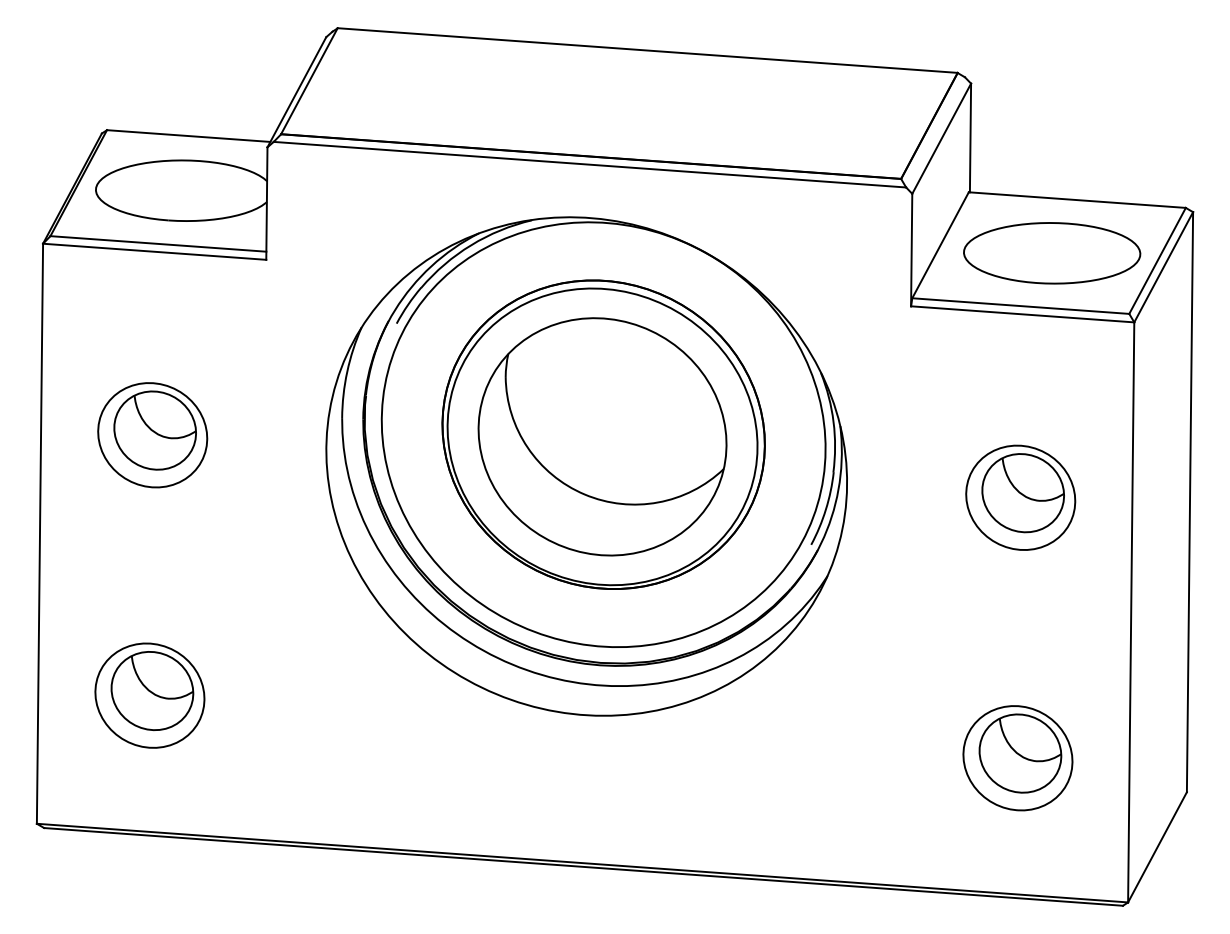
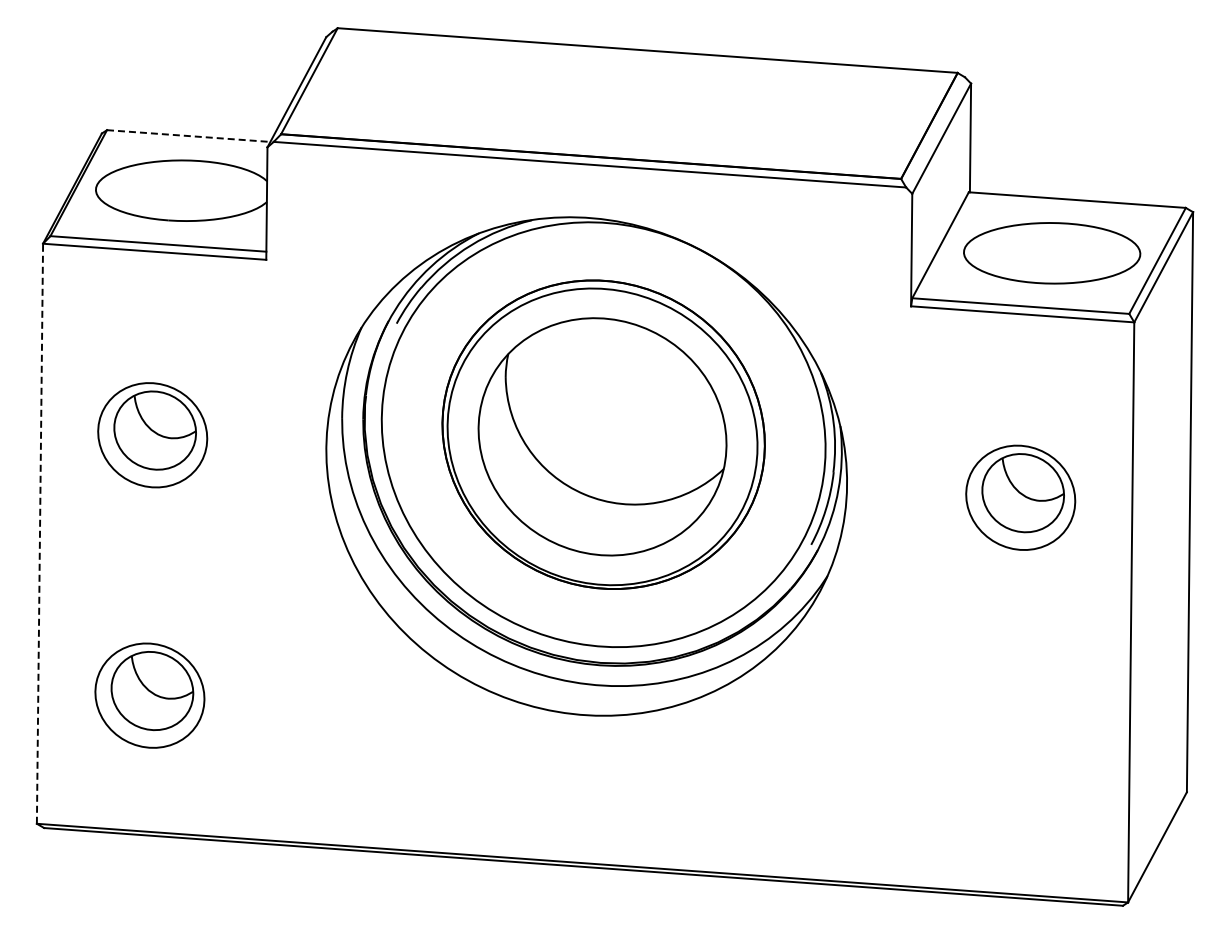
line: solid -> dashed (188, 136)
line: solid -> dashed (39, 533)
part: present -> none (1017, 758)
